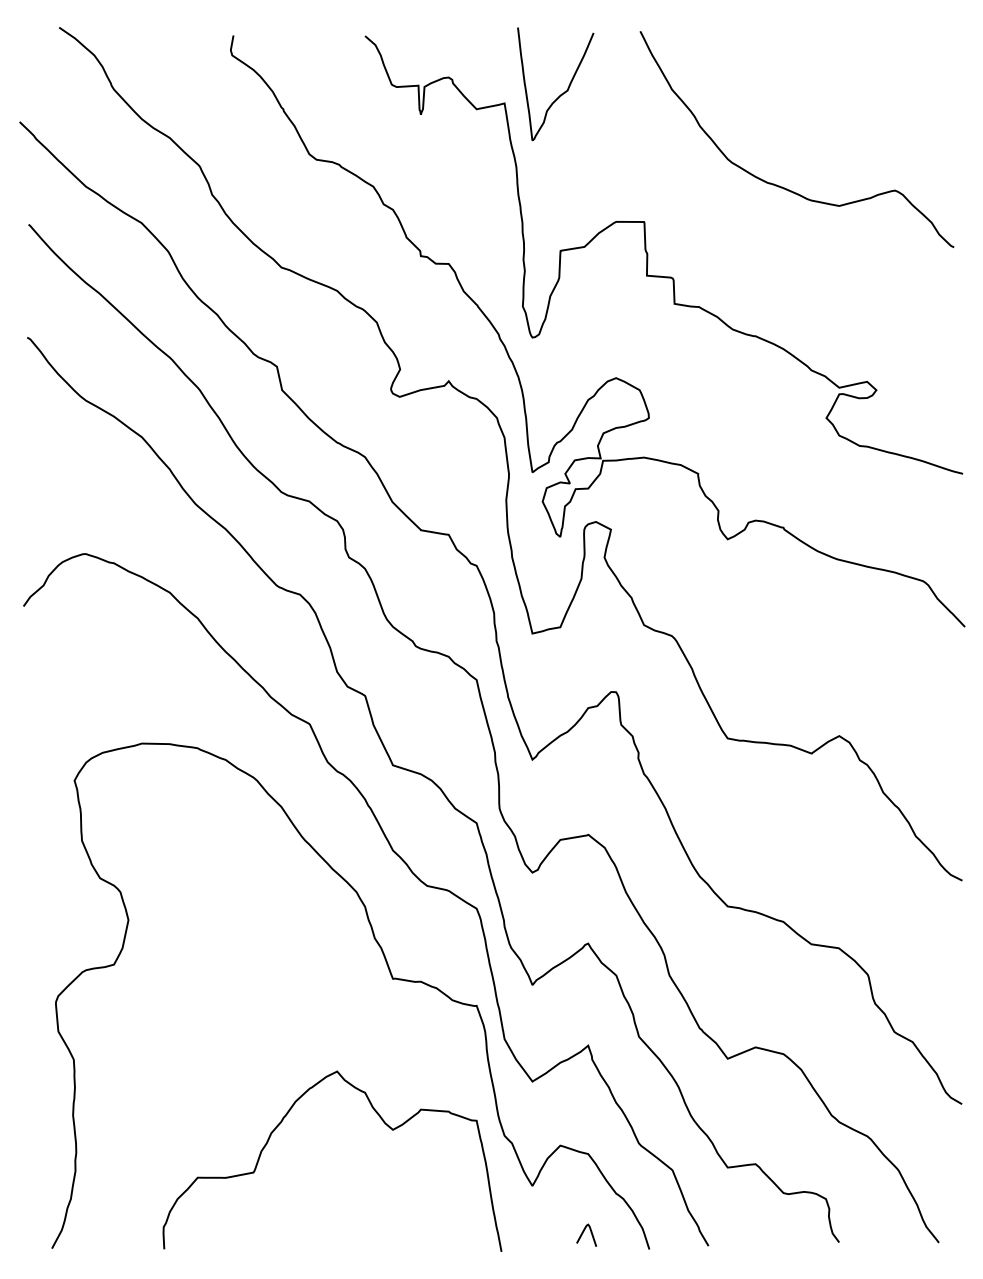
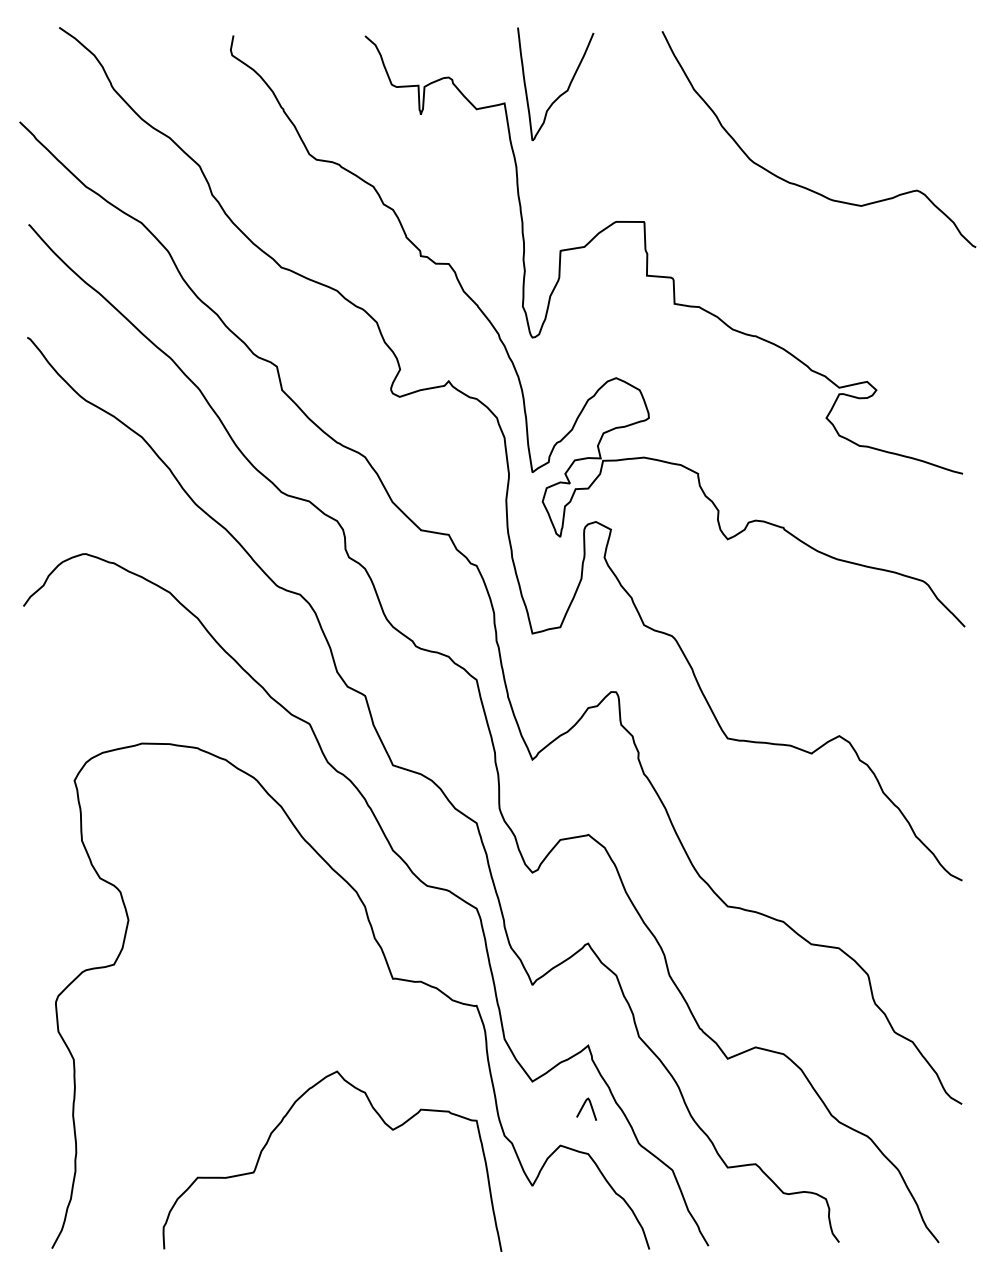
curve position: (779, 185) -> (801, 185) (801, 185)
curve position: (583, 1233) -> (583, 1107) (583, 1107)
